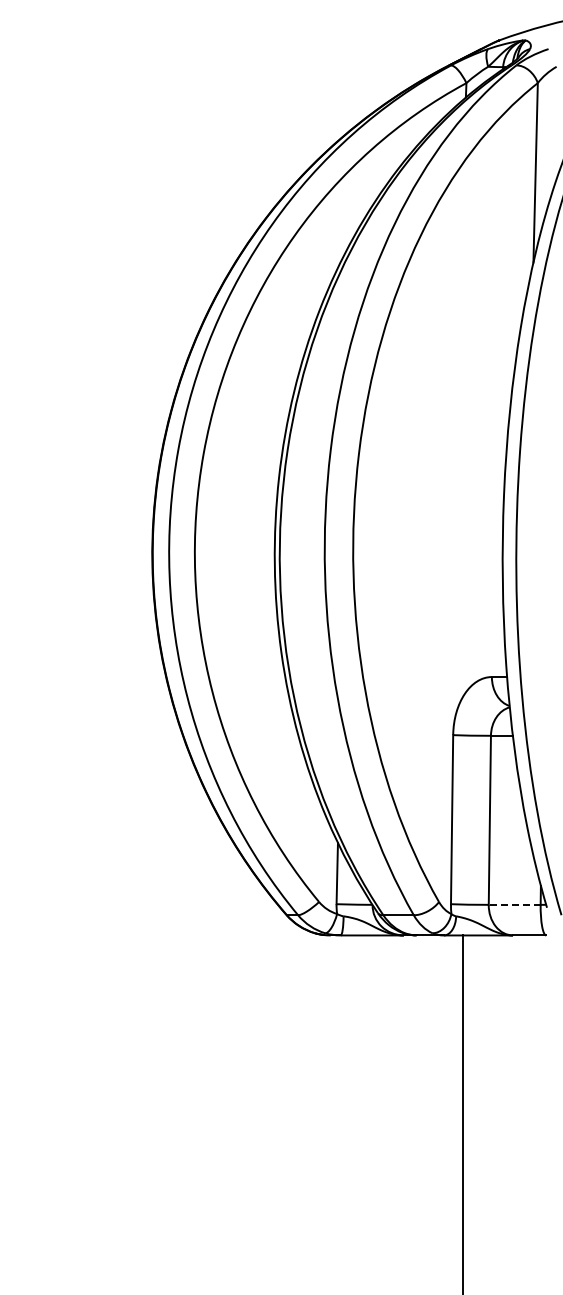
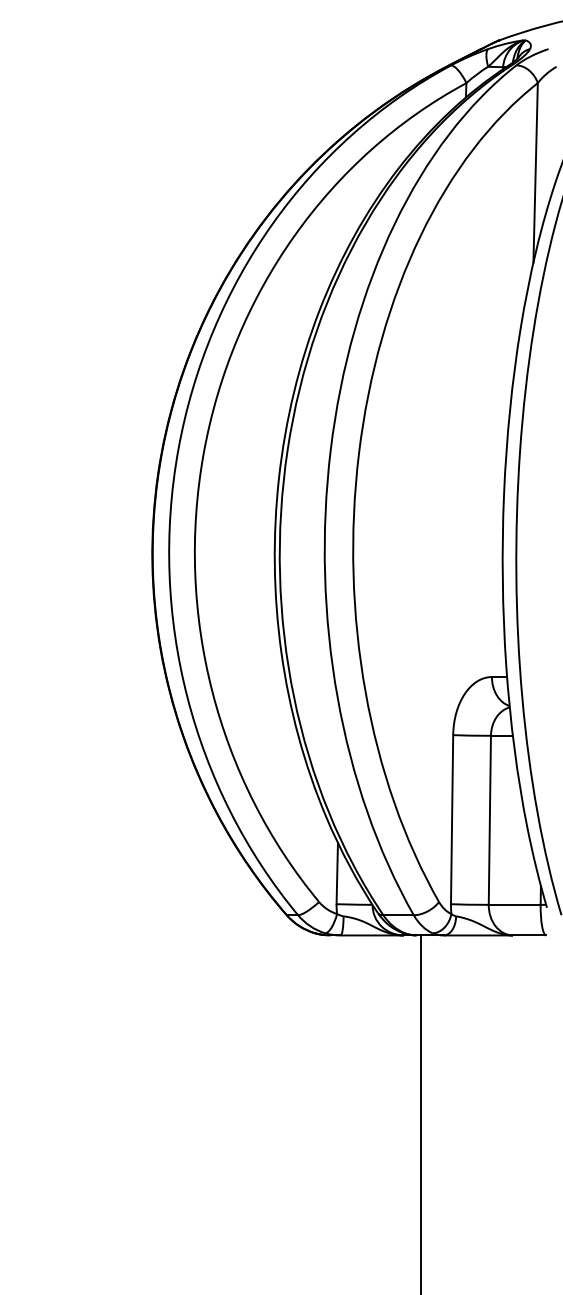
line: dashed -> solid (514, 904)
line position: (462, 1113) -> (420, 1113) (420, 1113)
